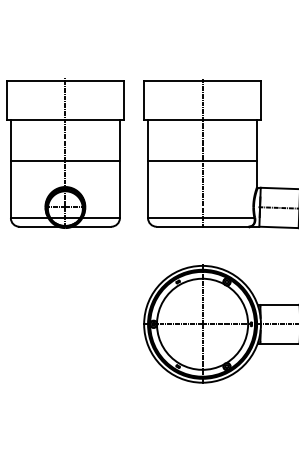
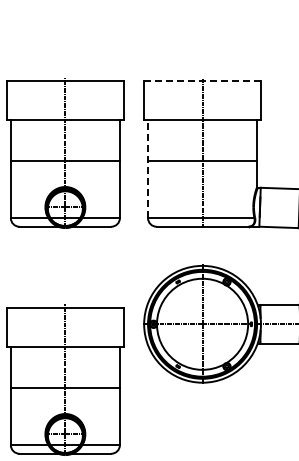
line: solid -> dashed (203, 81)
line: solid -> dashed (148, 168)
line: present -> none (276, 207)
part: none -> present (65, 380)
